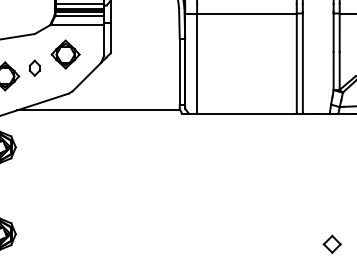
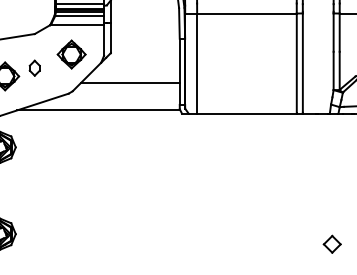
part position: (65, 54) -> (71, 54) (71, 54)
line: none -> present (130, 82)
